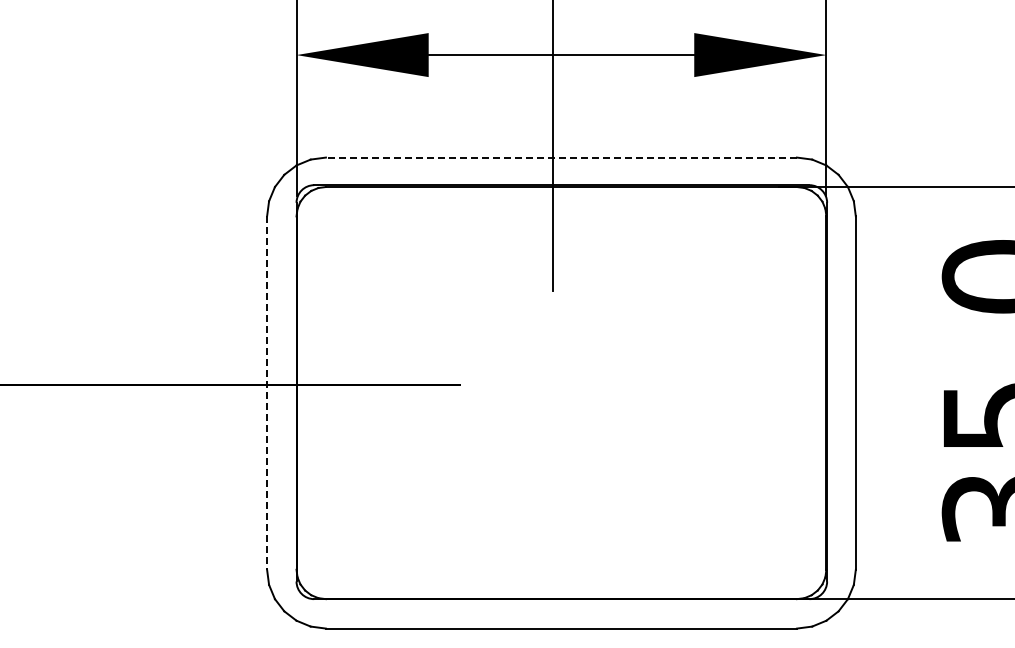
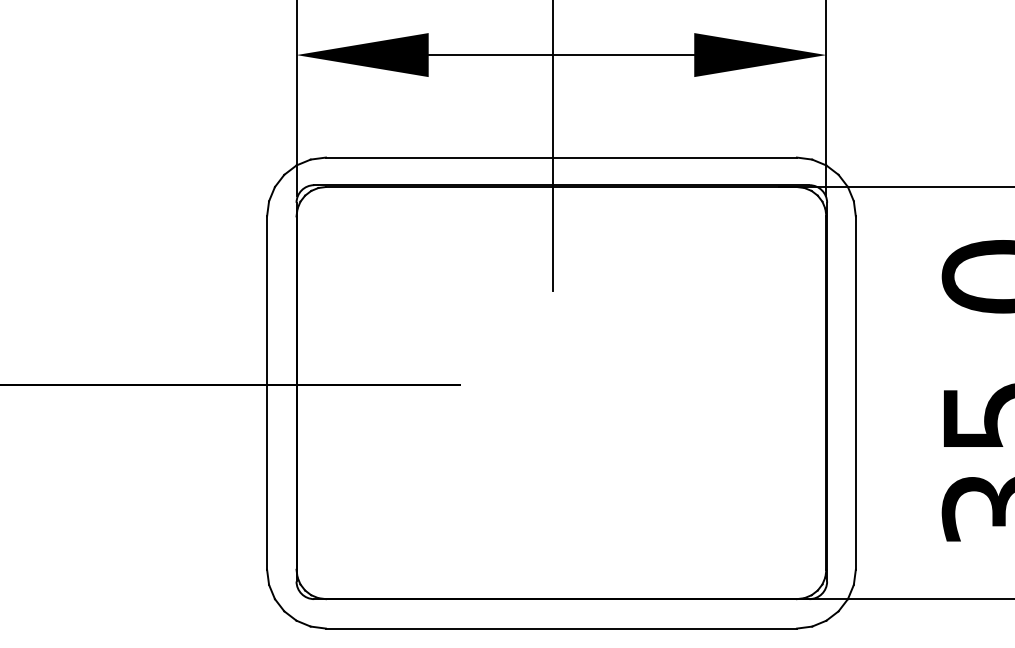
line: dashed -> solid (561, 157)
line: dashed -> solid (267, 393)
